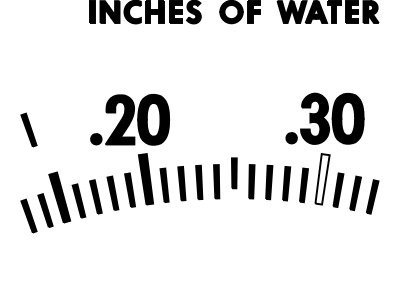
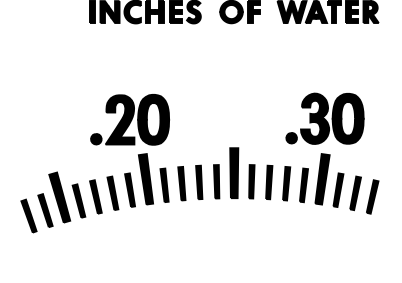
part: present -> none (28, 129)
part size: 7x33 px -> 11x53 px (234, 173)
fill: none -> present (322, 179)
